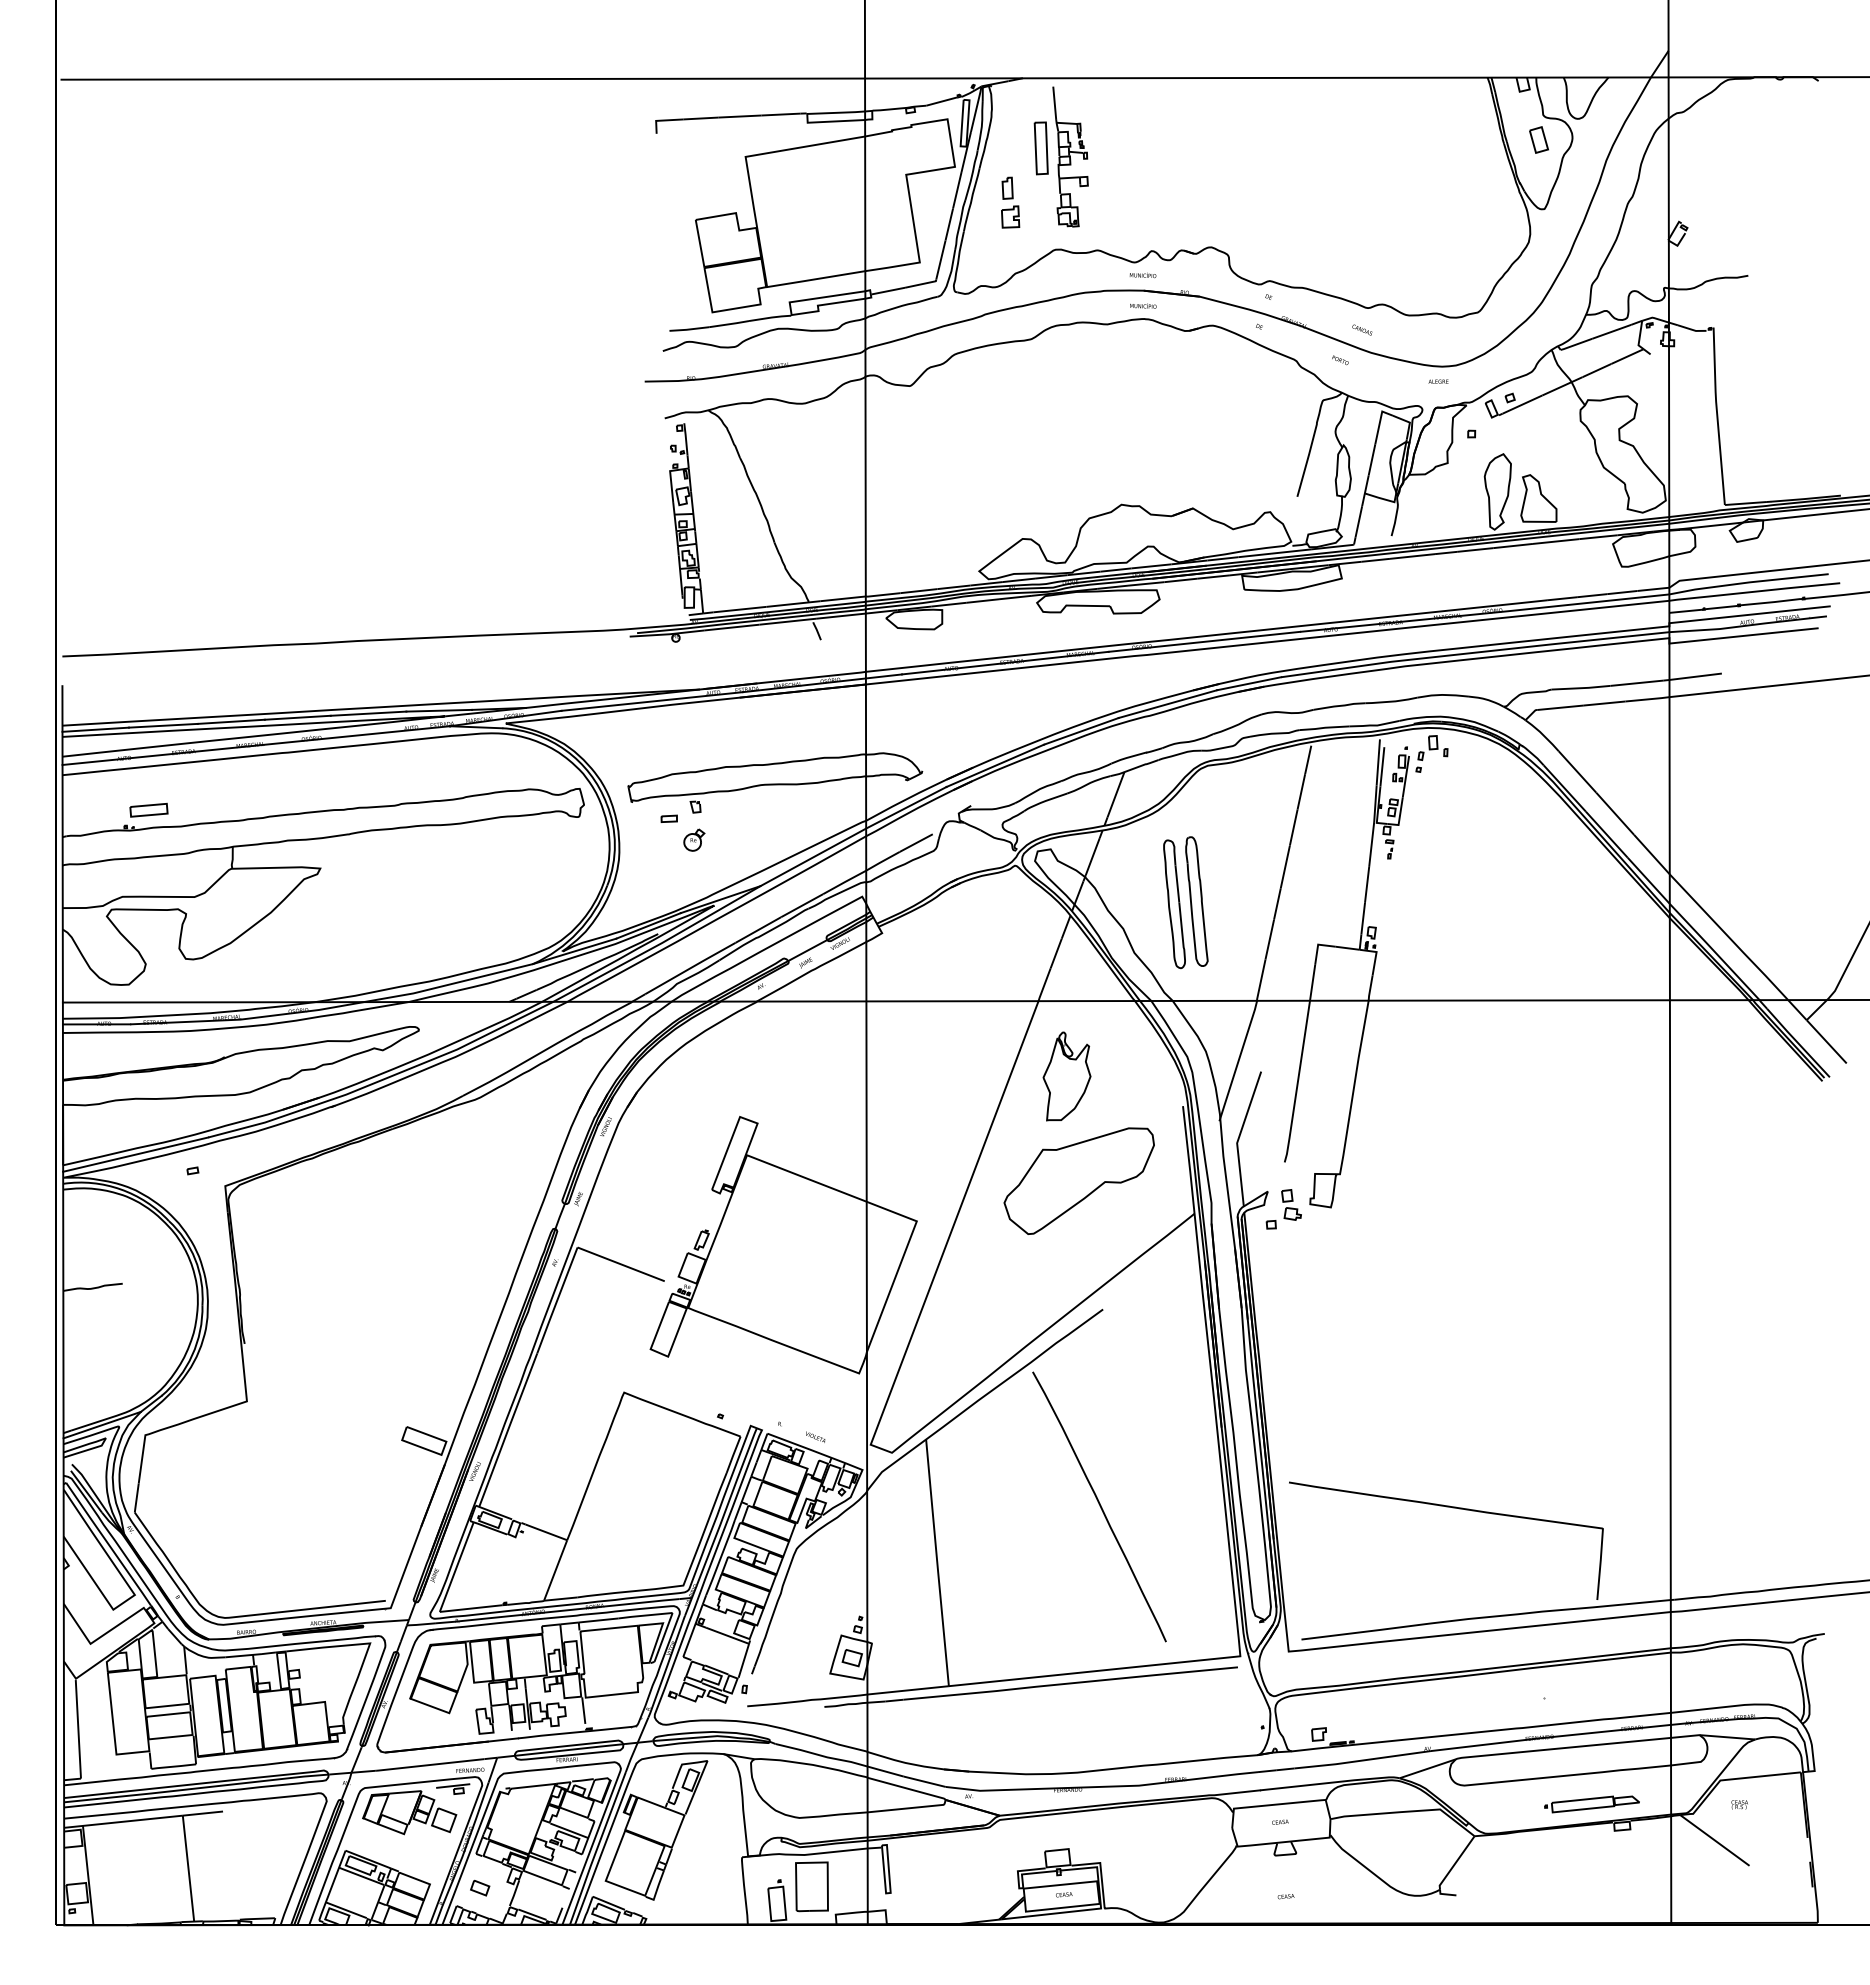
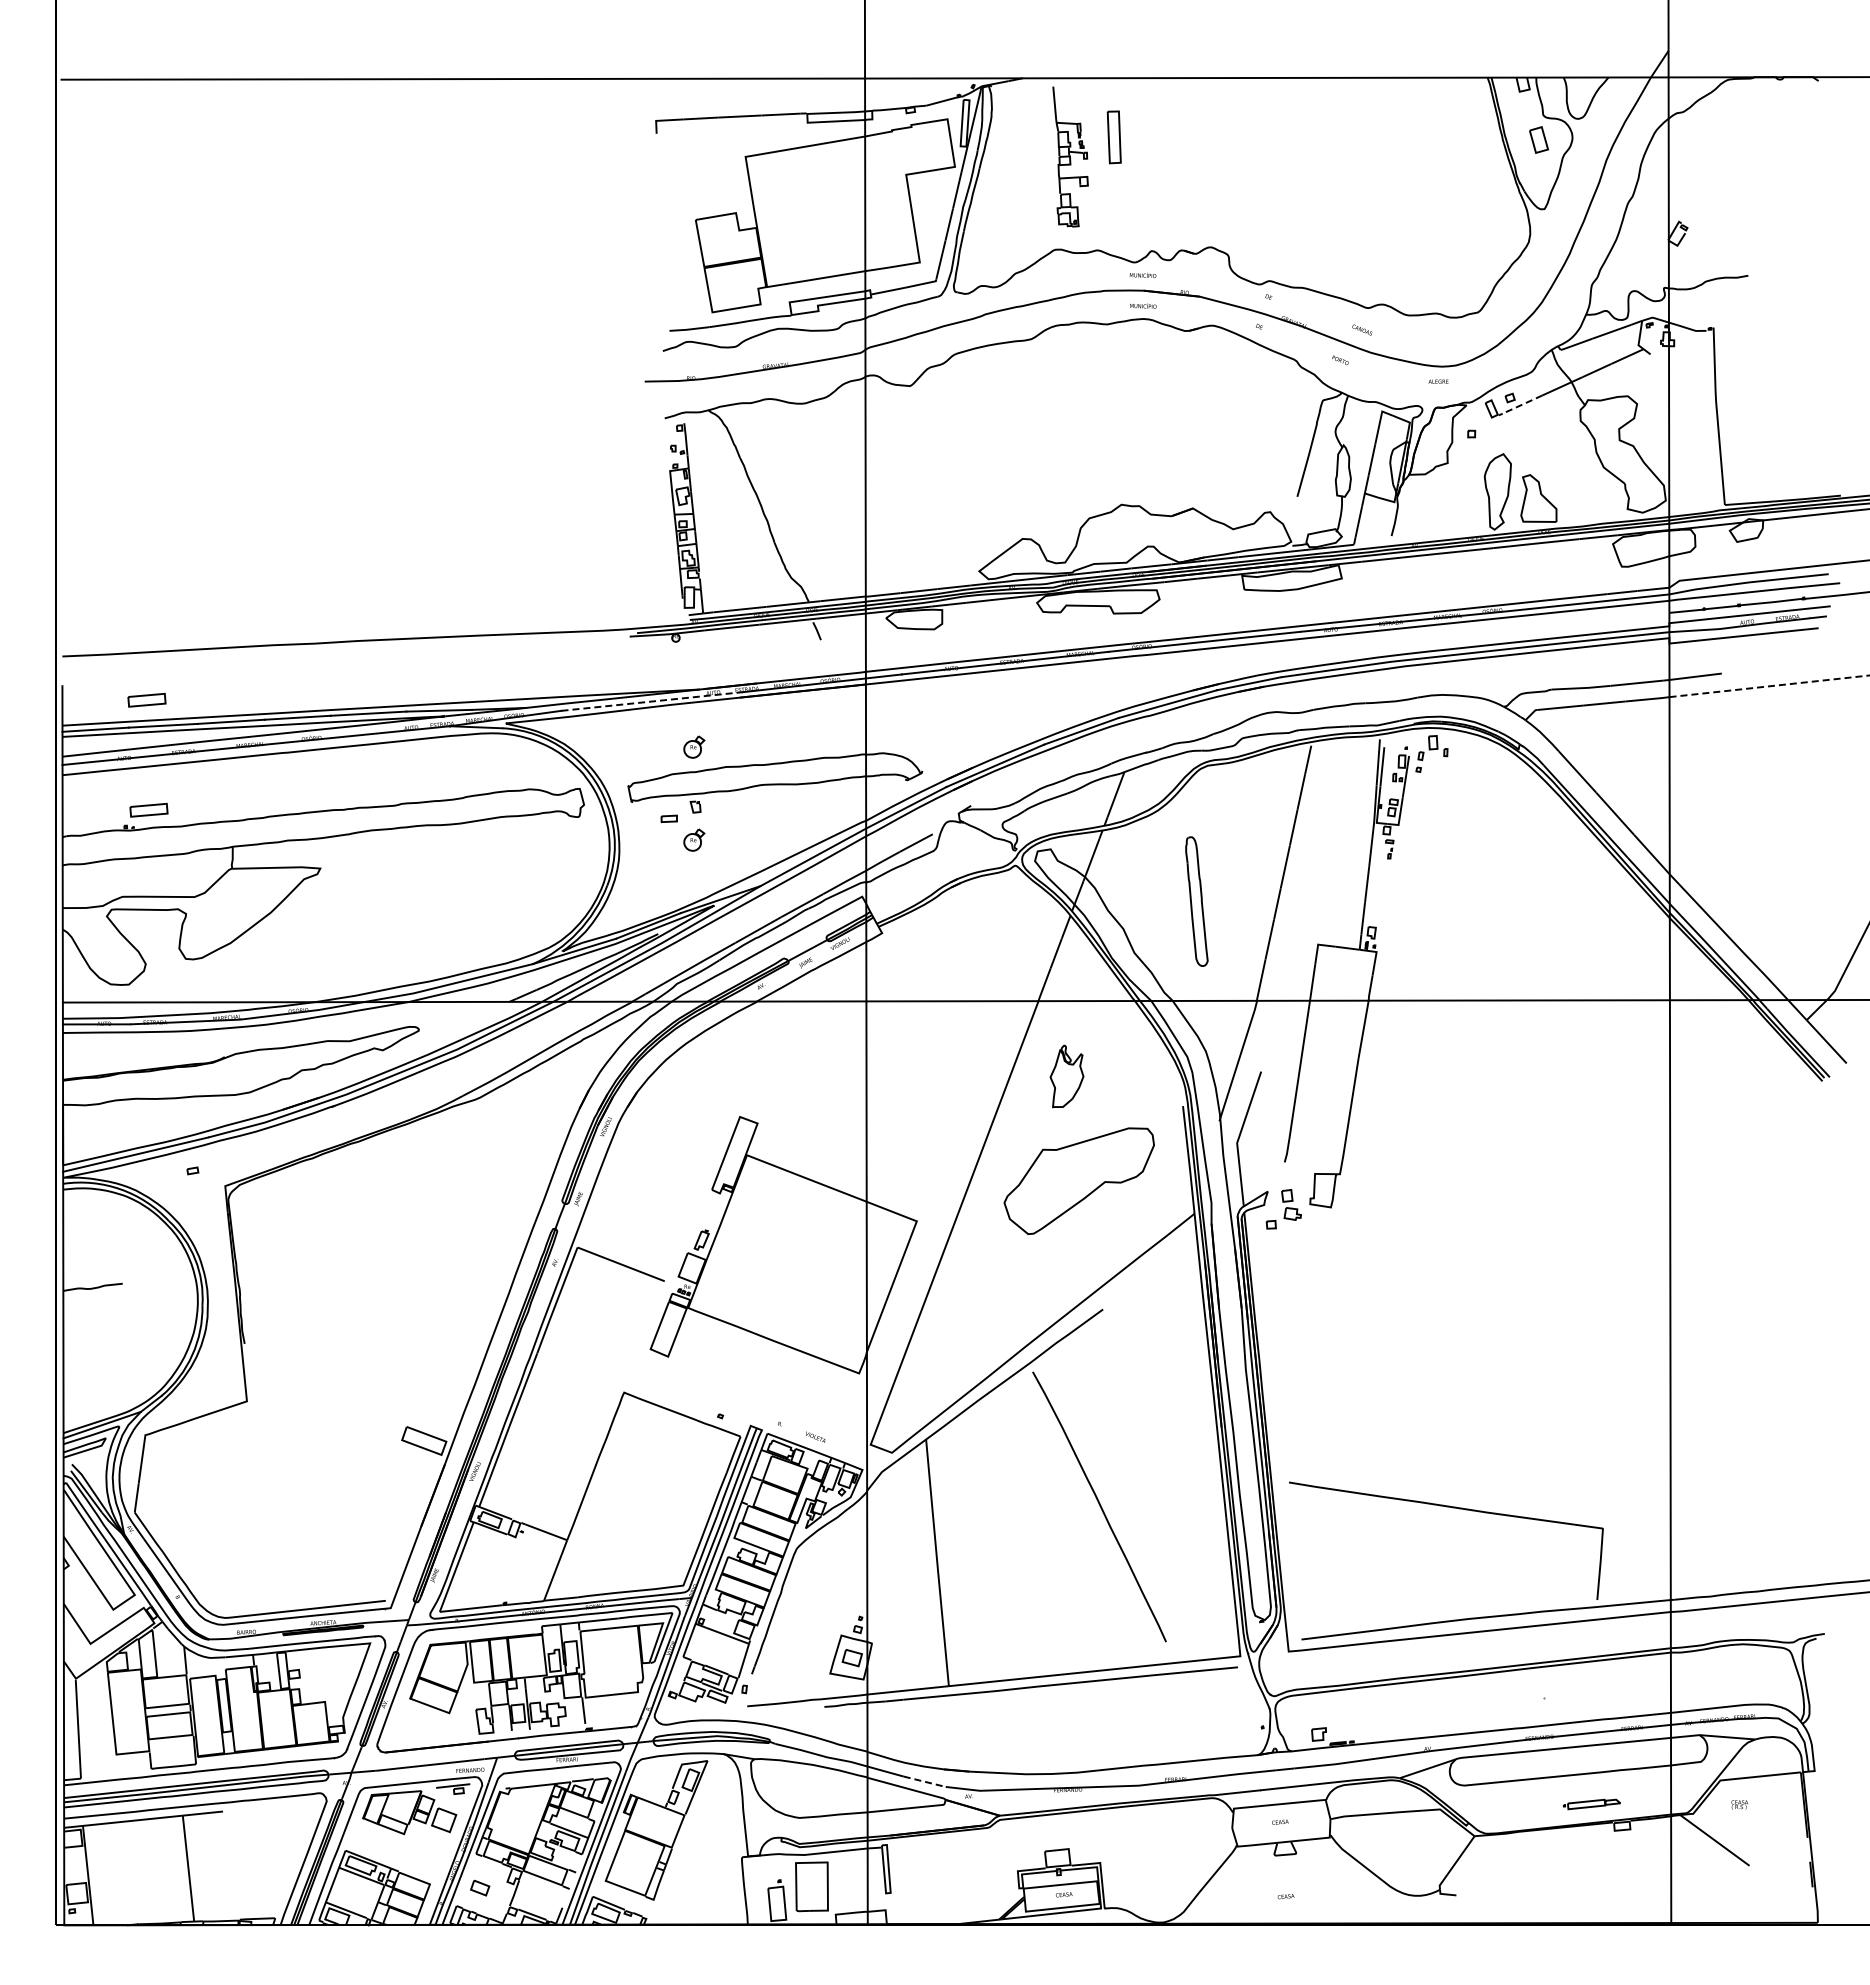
part position: (1040, 148) -> (1113, 137) (1113, 137)
part: present -> none (1010, 202)
line: solid -> dashed (1522, 404)
line: solid -> dashed (1769, 686)
part: none -> present (146, 699)
line: solid -> dashed (652, 701)
part: none -> present (694, 746)
part: present -> none (1174, 904)
part size: 50x91 px -> 36x65 px (1066, 1076)
line: solid -> dashed (924, 1781)
part size: 96x19 px -> 59x13 px (1591, 1804)
